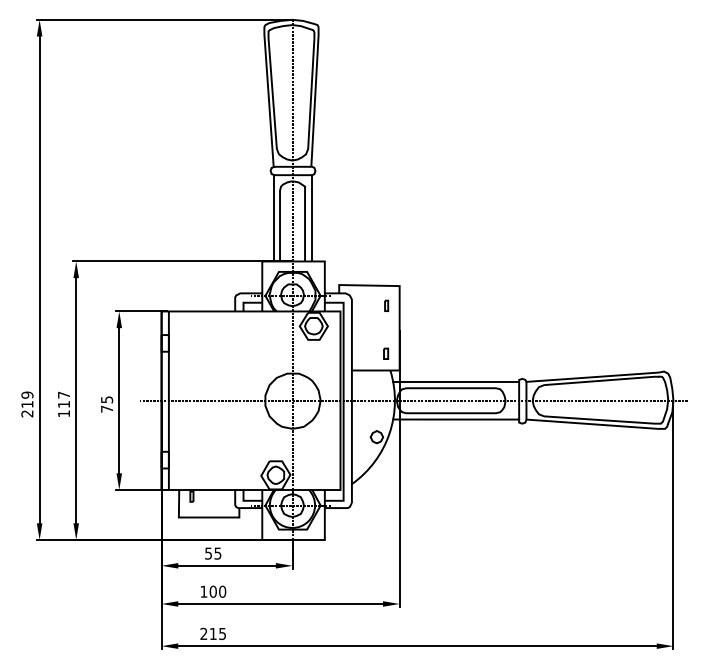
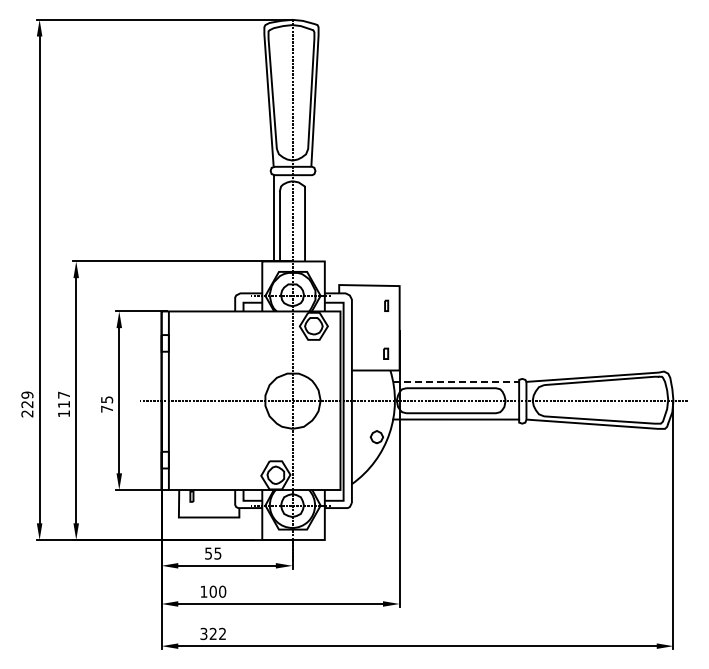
line: present -> none (311, 218)
line: solid -> dashed (456, 381)
text: 219 -> 229 (27, 404)
text: 215 -> 322 (212, 633)
